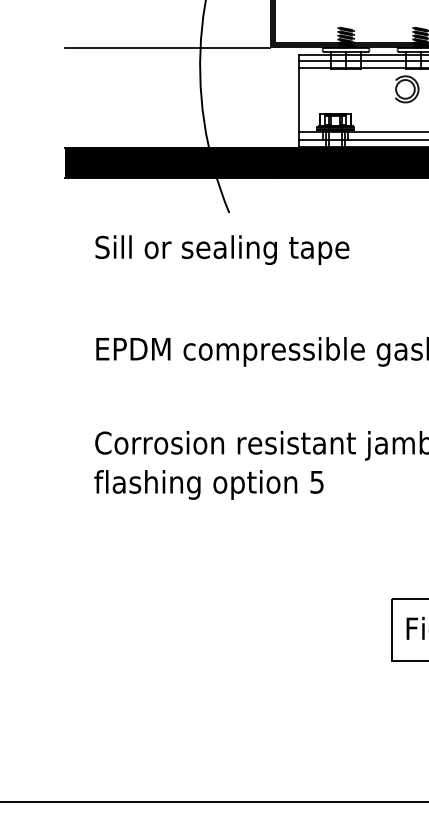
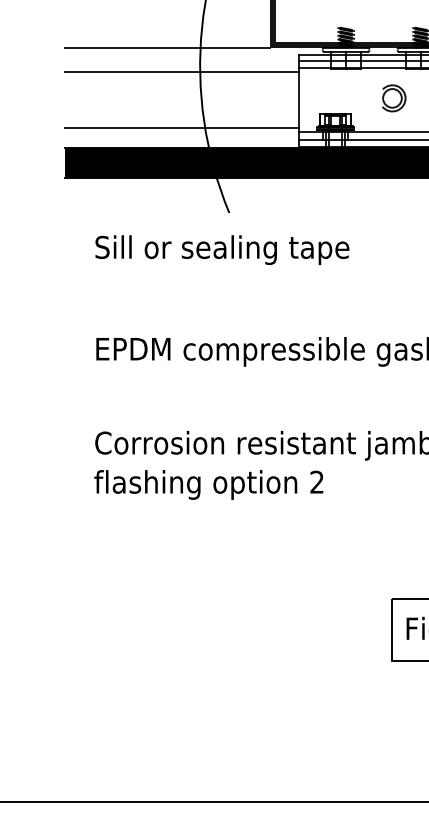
line: none -> present (181, 72)
part position: (407, 89) -> (394, 98) (394, 98)
line: none -> present (182, 128)
text: 5 -> 2 (316, 481)
